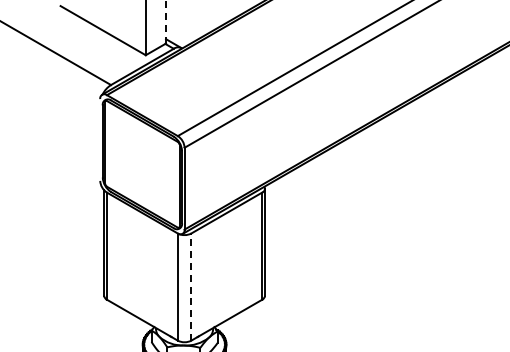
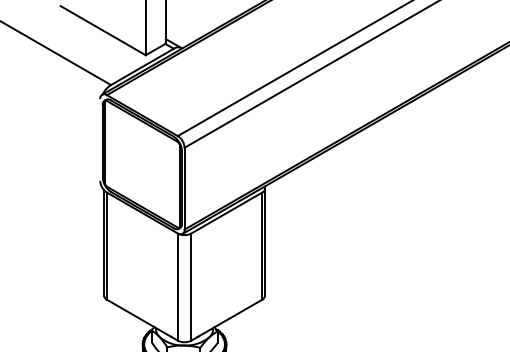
line: dashed -> solid (166, 21)
line: dashed -> solid (191, 287)
